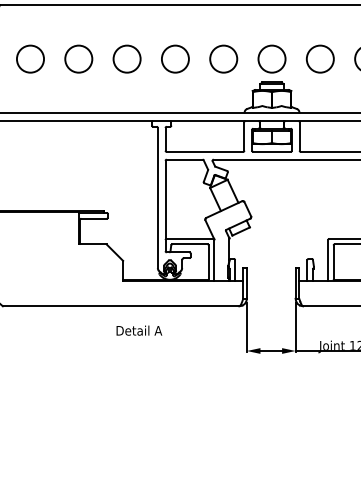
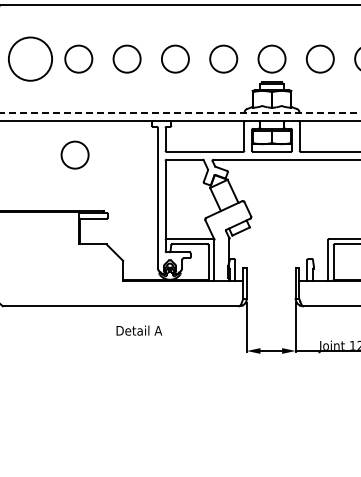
circle diameter: 27 px -> 43 px (30, 58)
line: solid -> dashed (180, 113)
circle: none -> present (74, 154)
